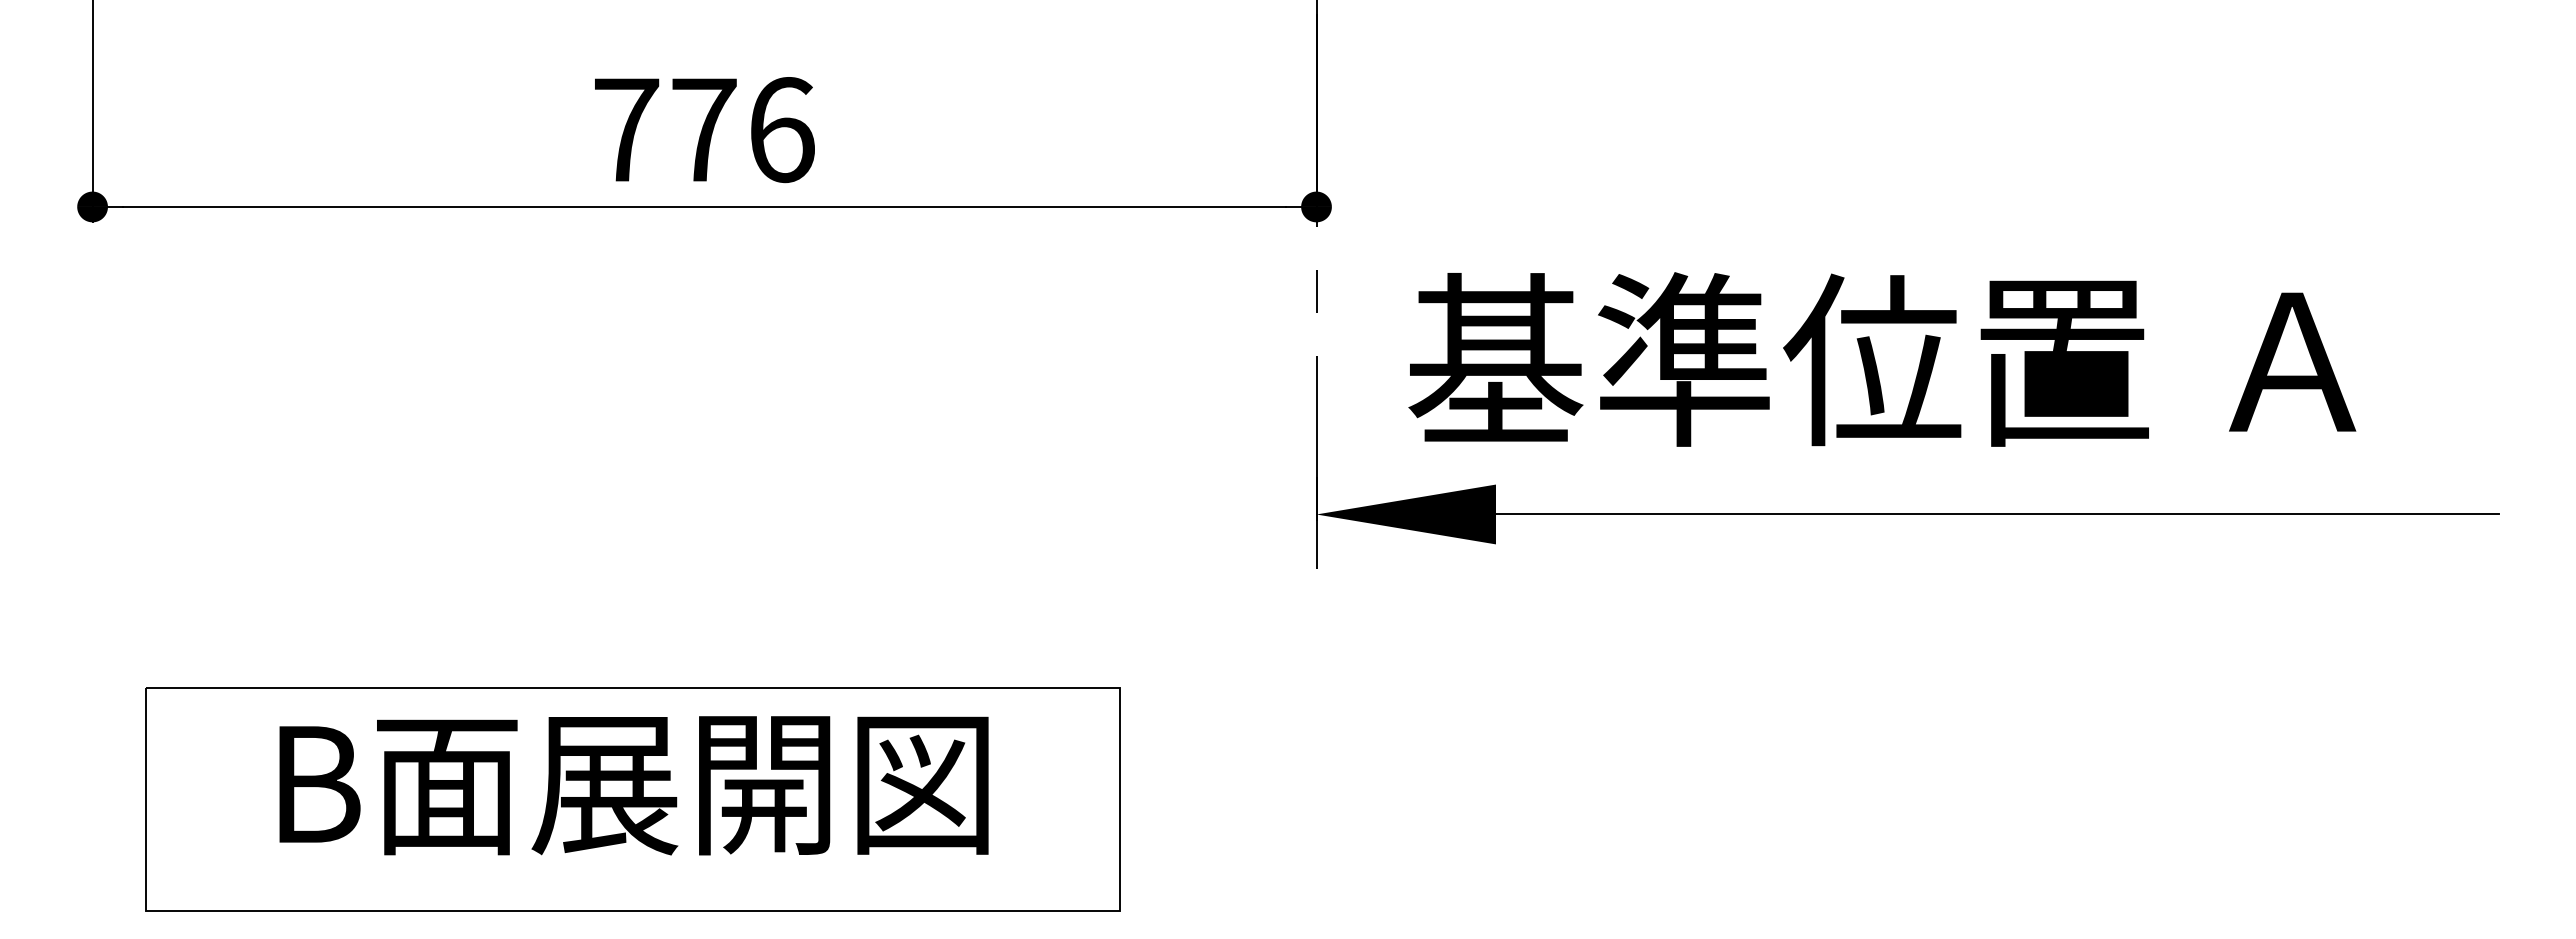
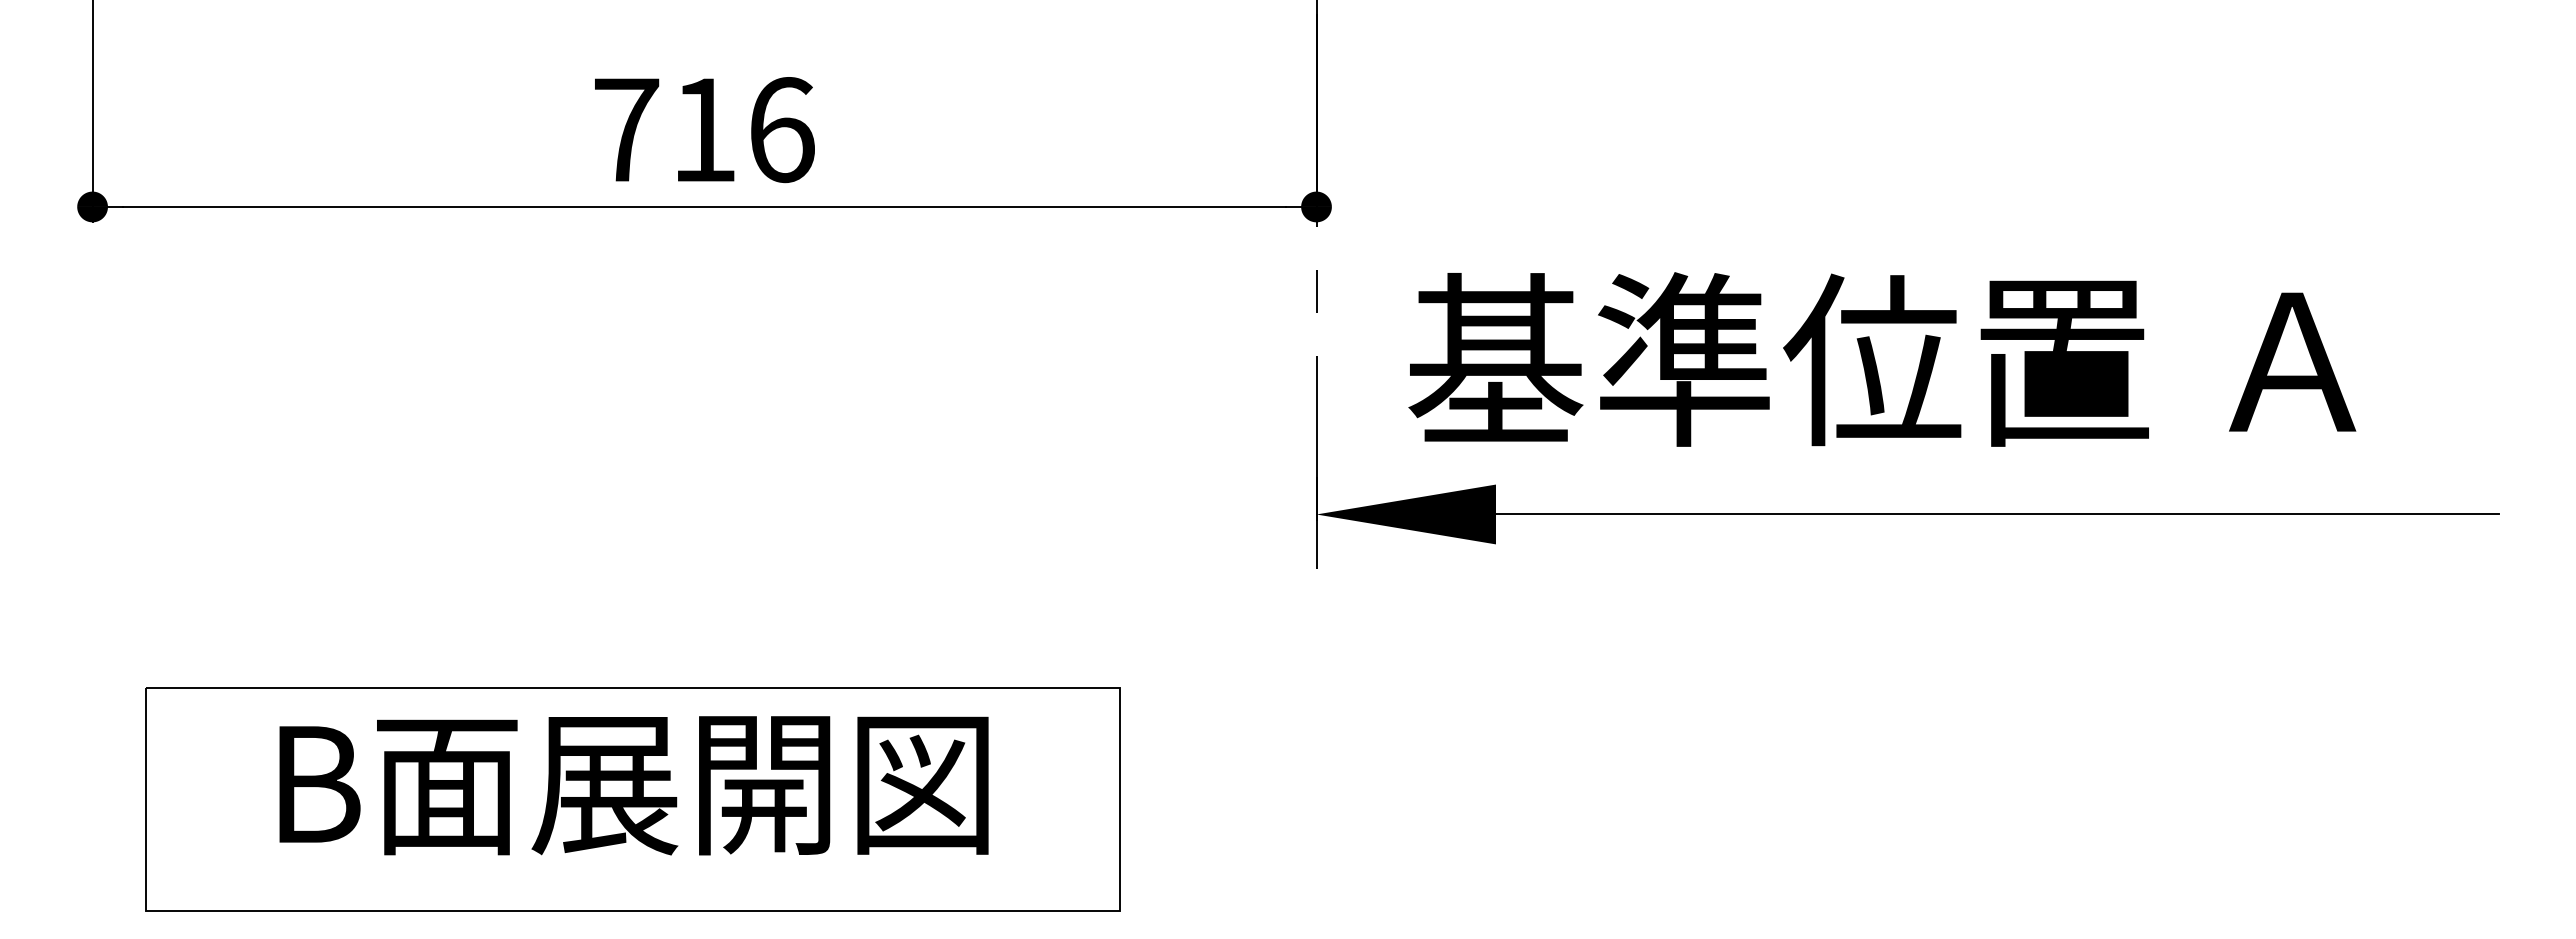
text: 776 -> 716 (704, 129)
